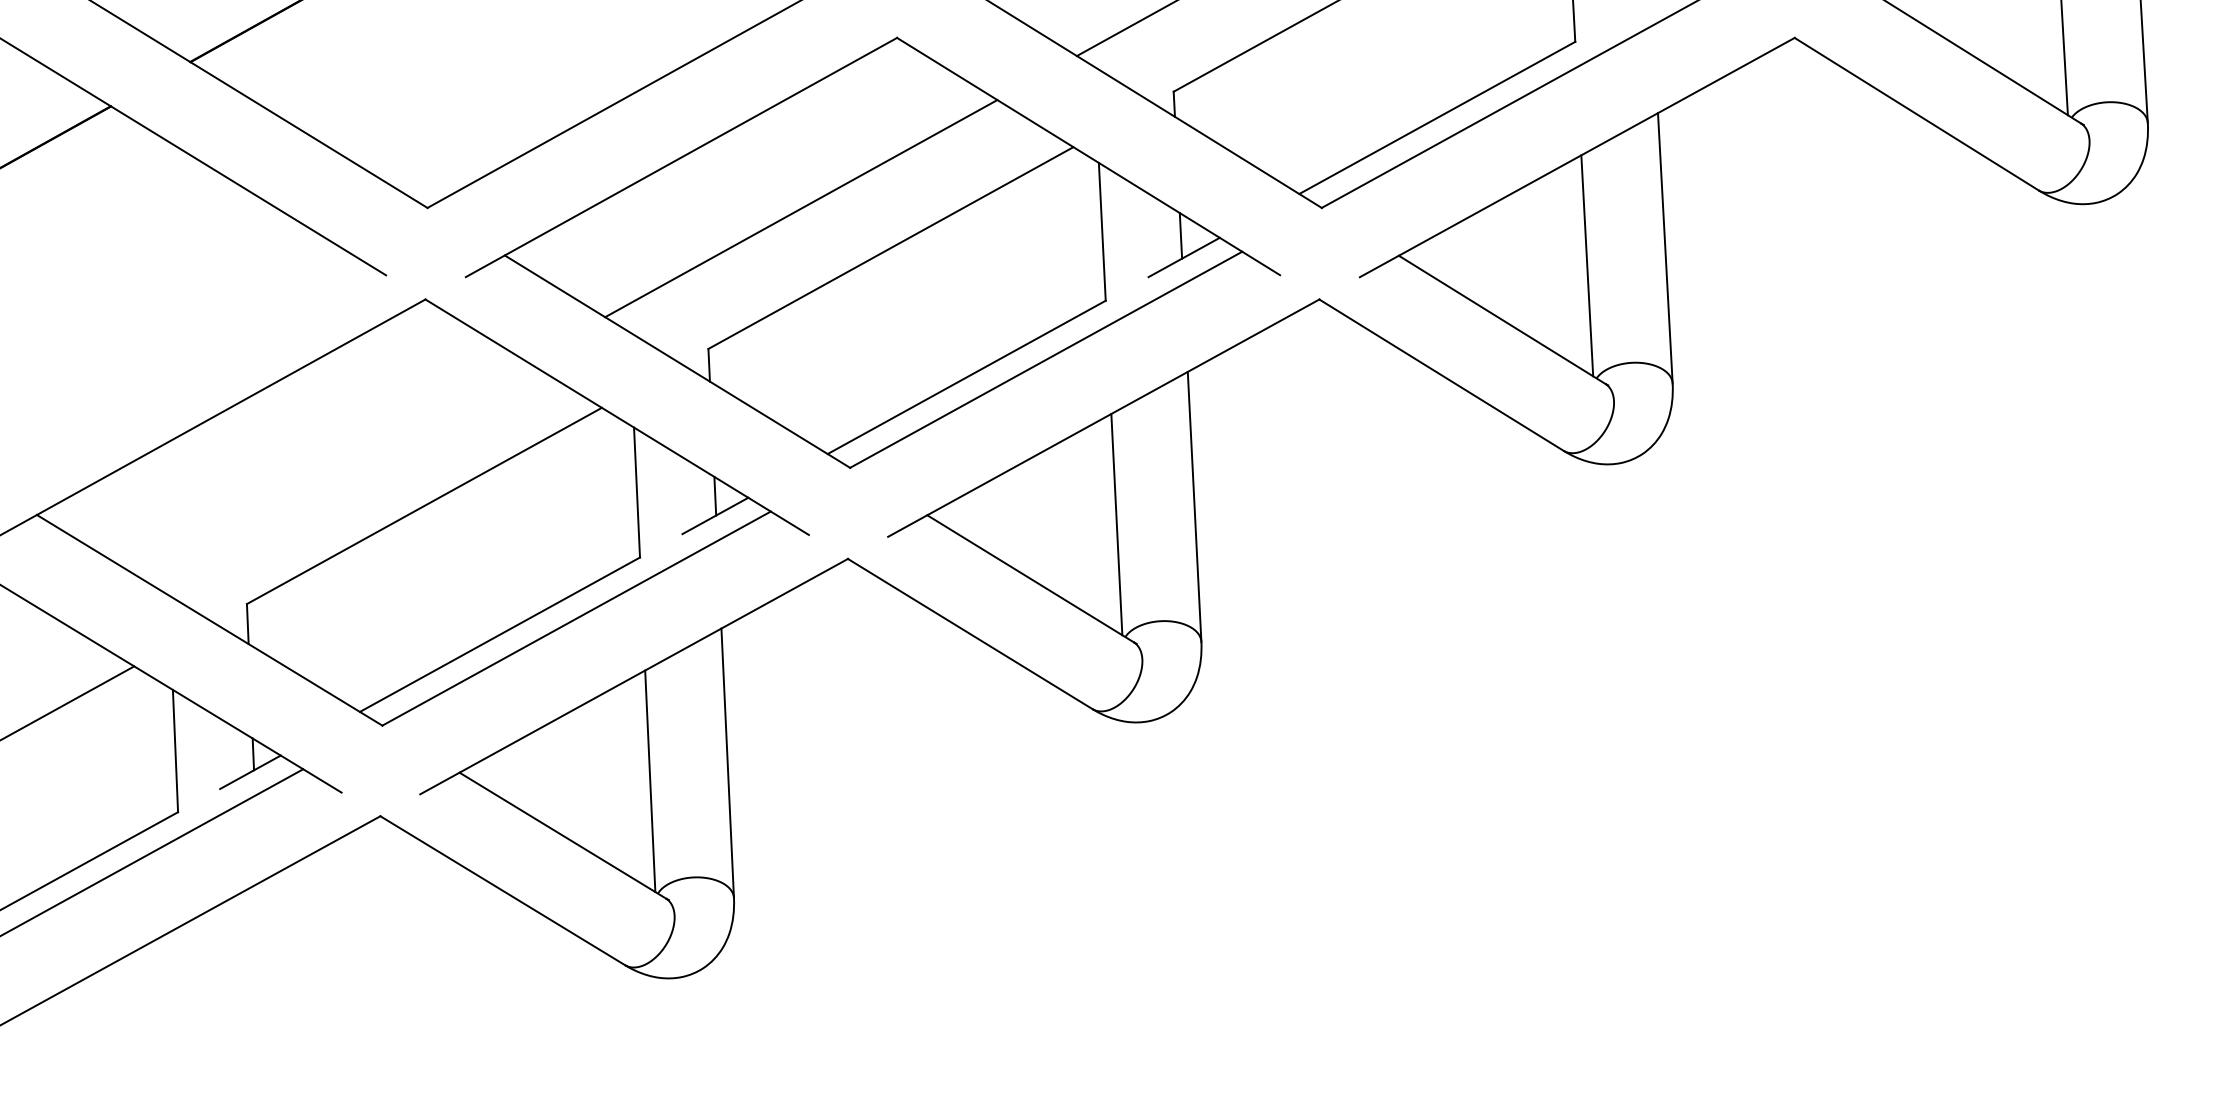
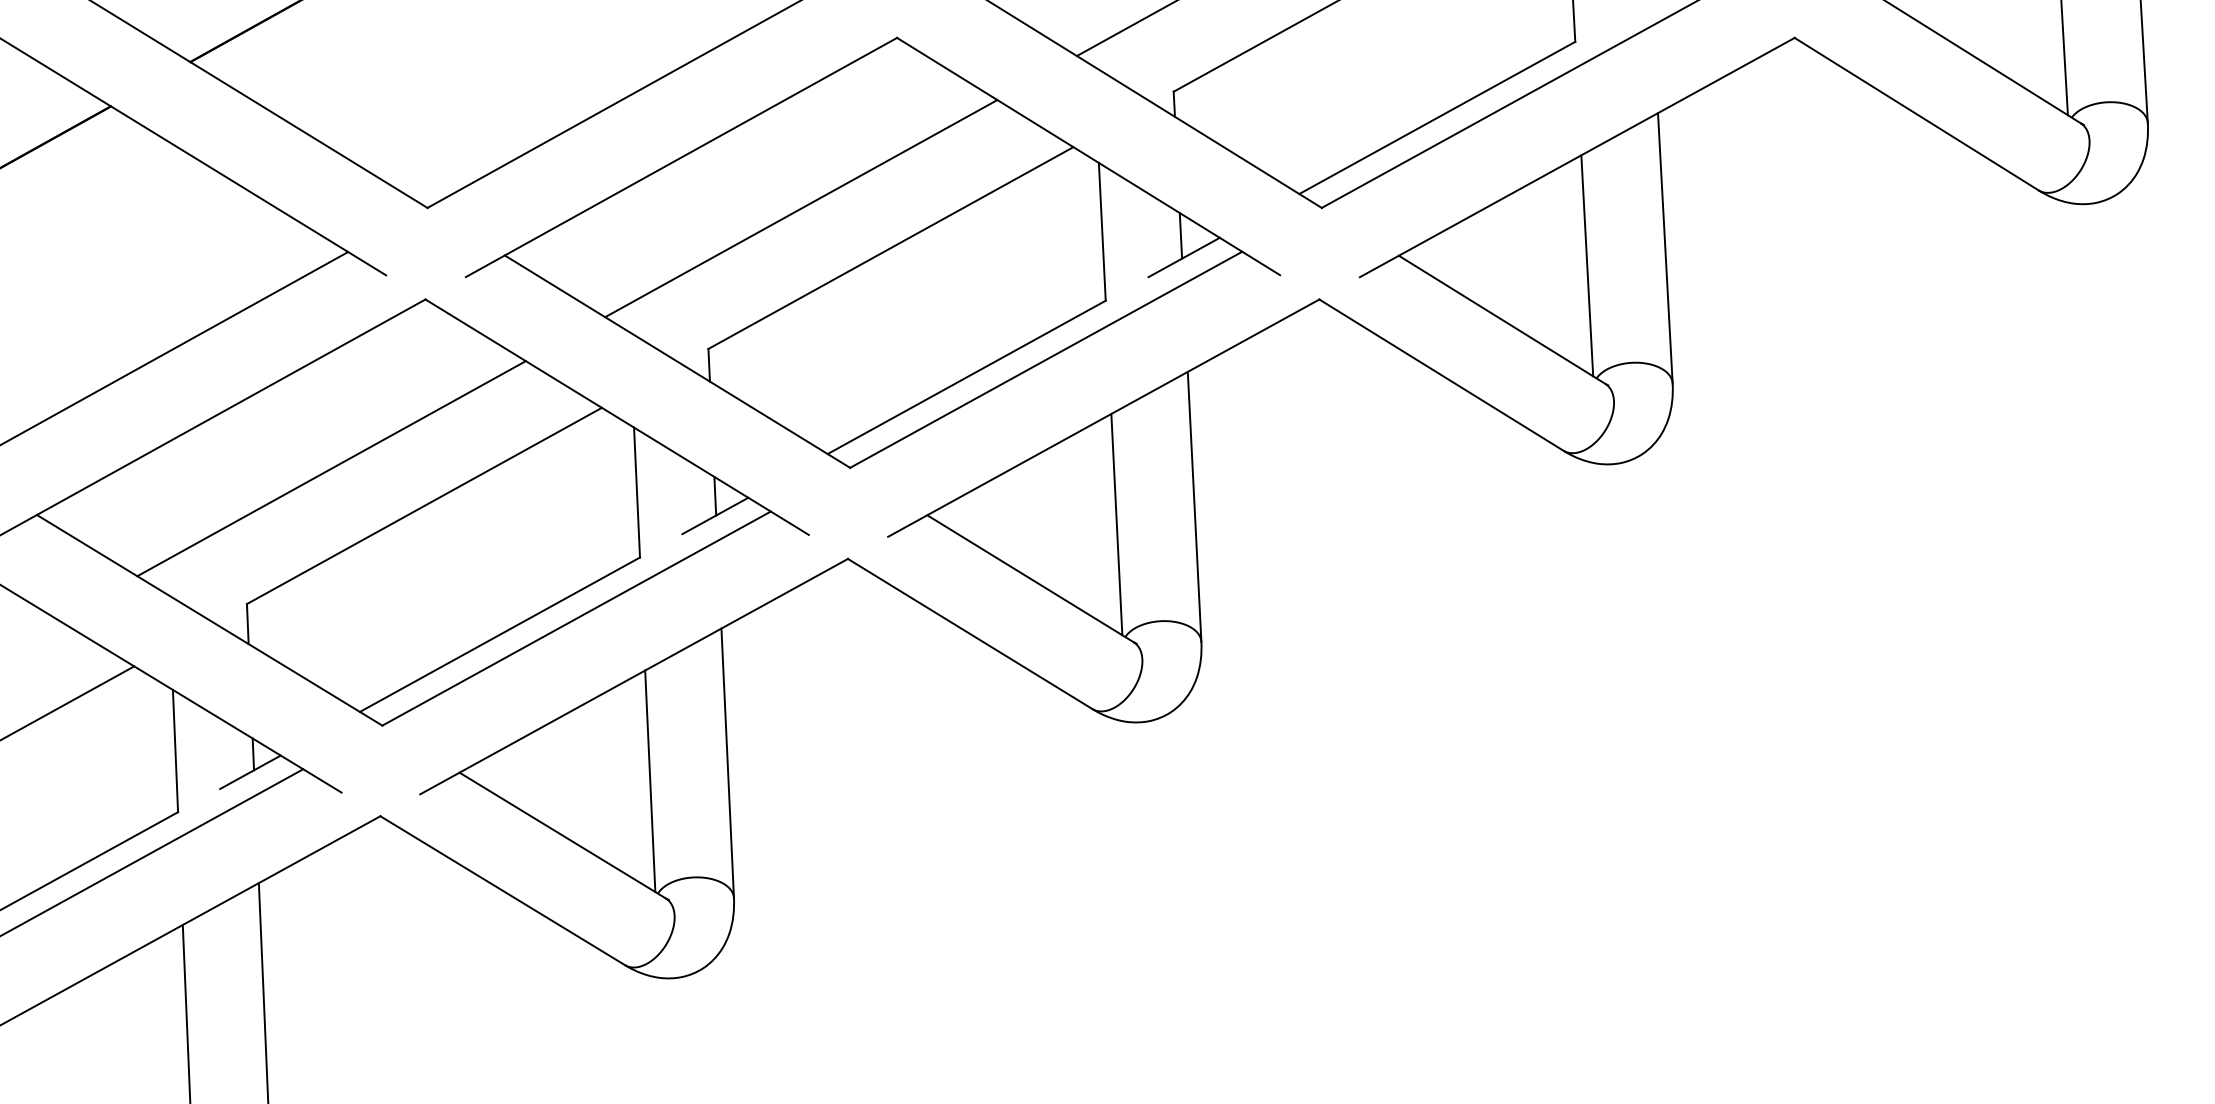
line: none -> present (175, 348)
line: none -> present (331, 468)
line: none -> present (263, 991)
line: none -> present (186, 1012)
